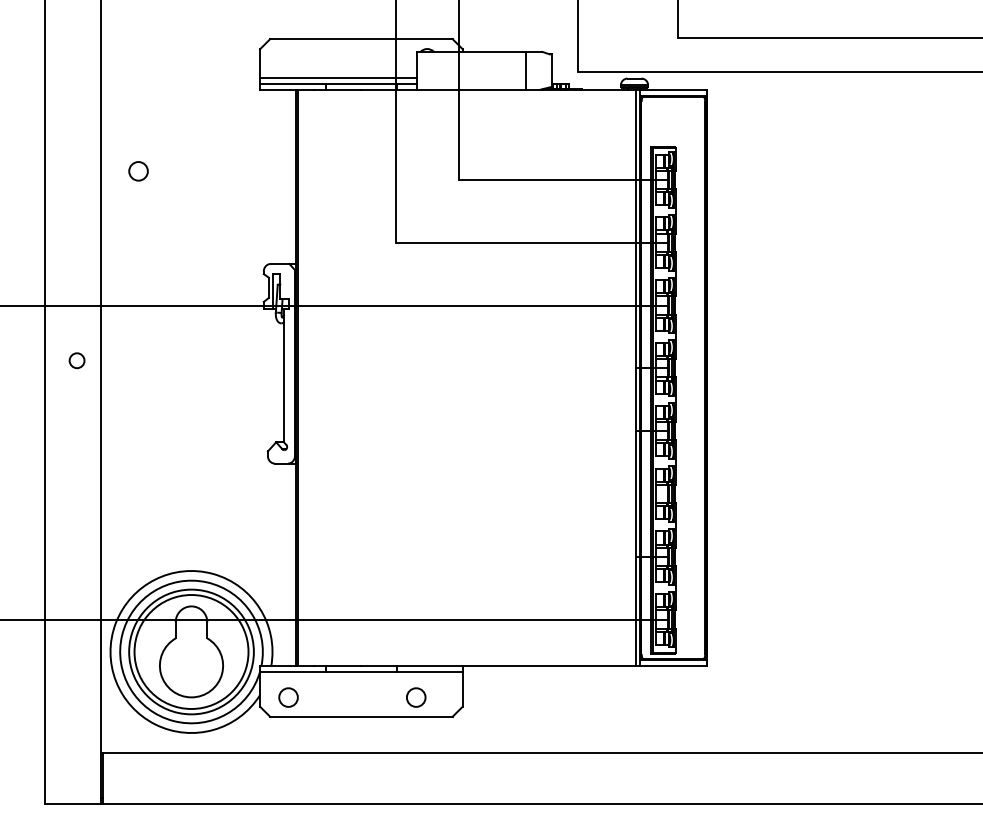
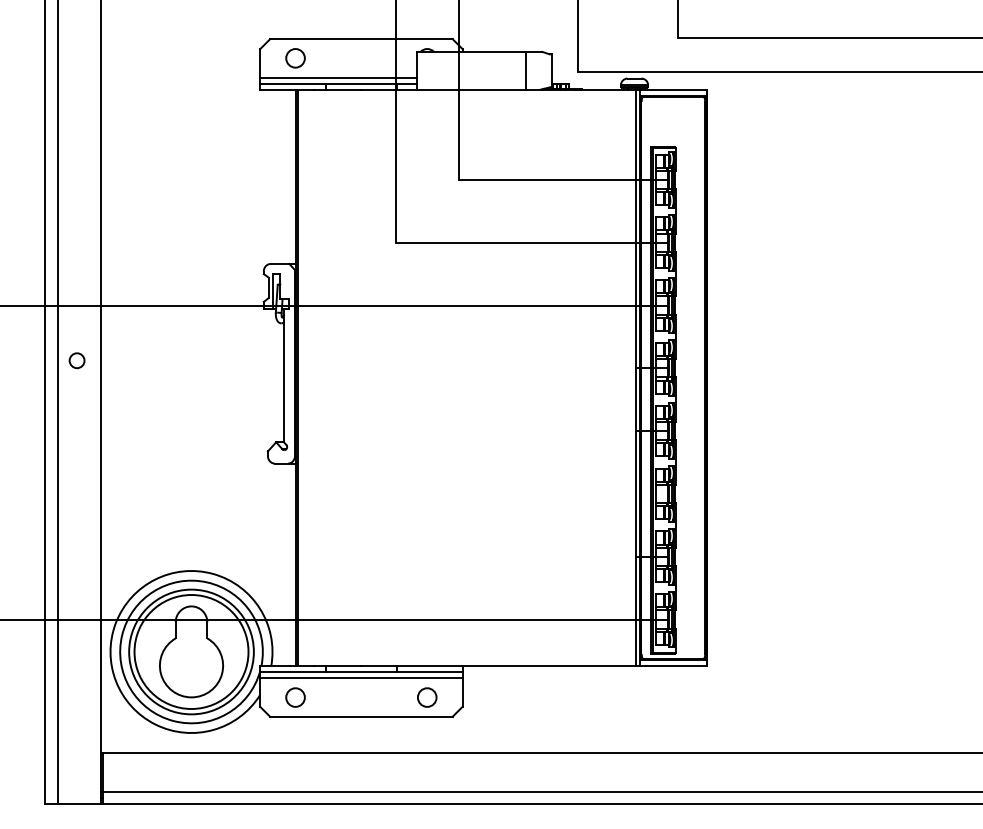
circle position: (138, 171) -> (295, 58) (295, 58)
line: none -> present (57, 402)
line: none -> present (361, 678)
circle position: (288, 697) -> (295, 697) (295, 697)
circle position: (416, 697) -> (427, 697) (427, 697)
line: none -> present (540, 791)
